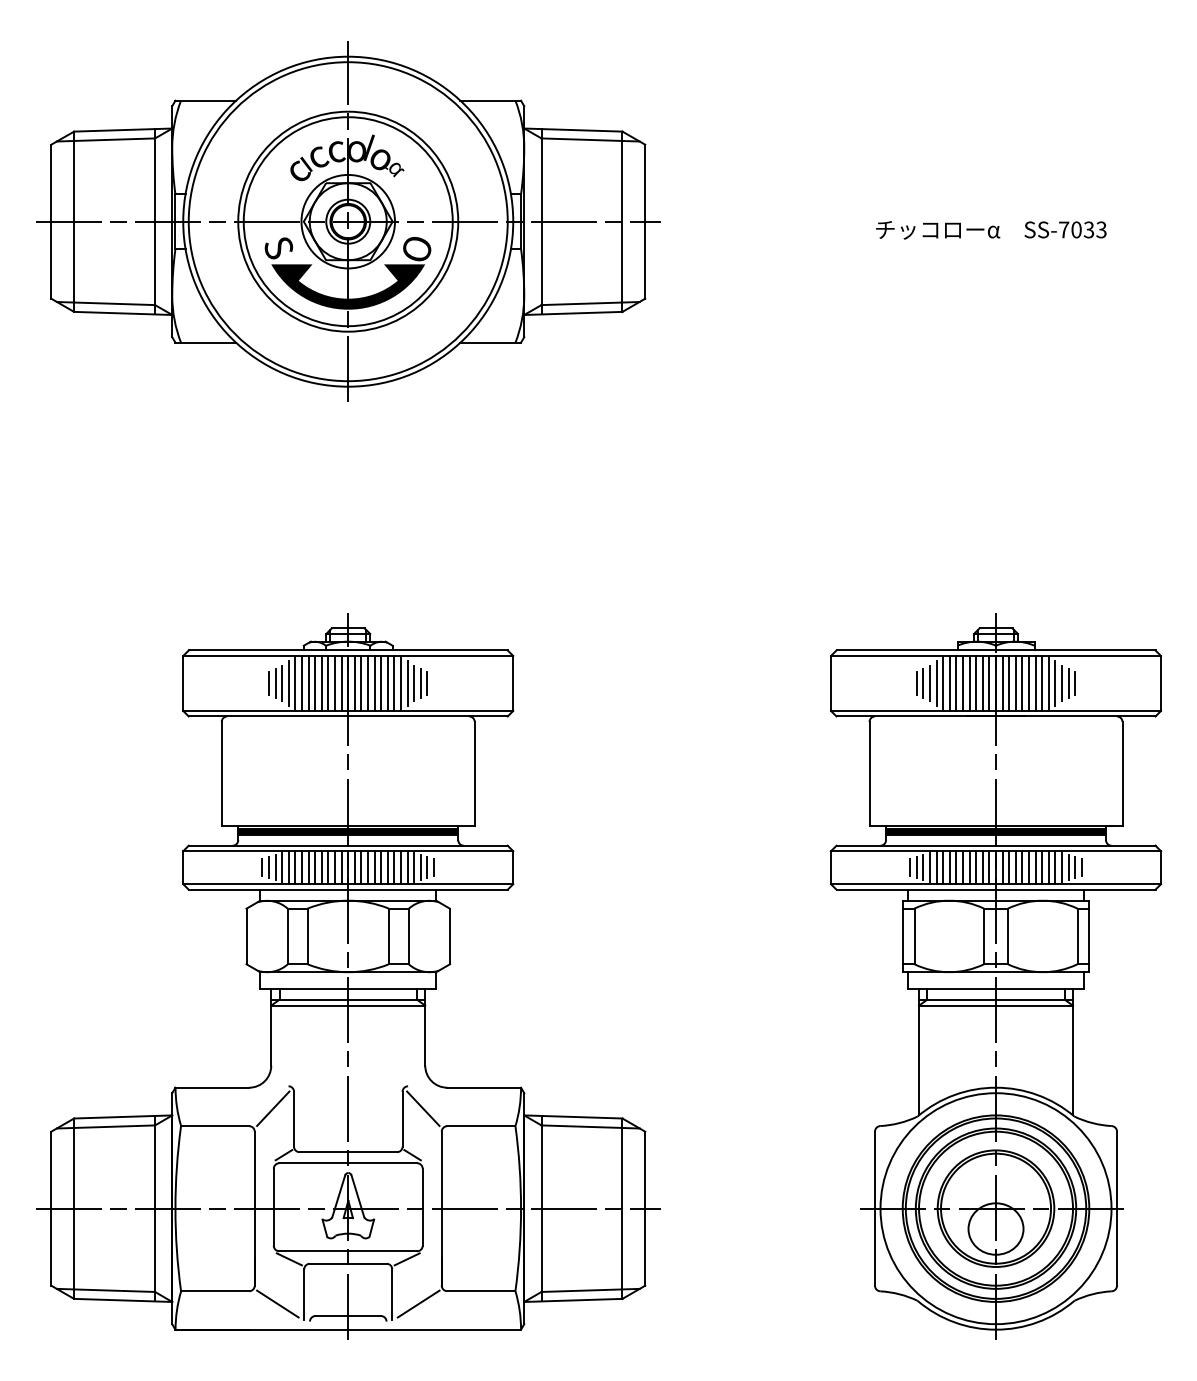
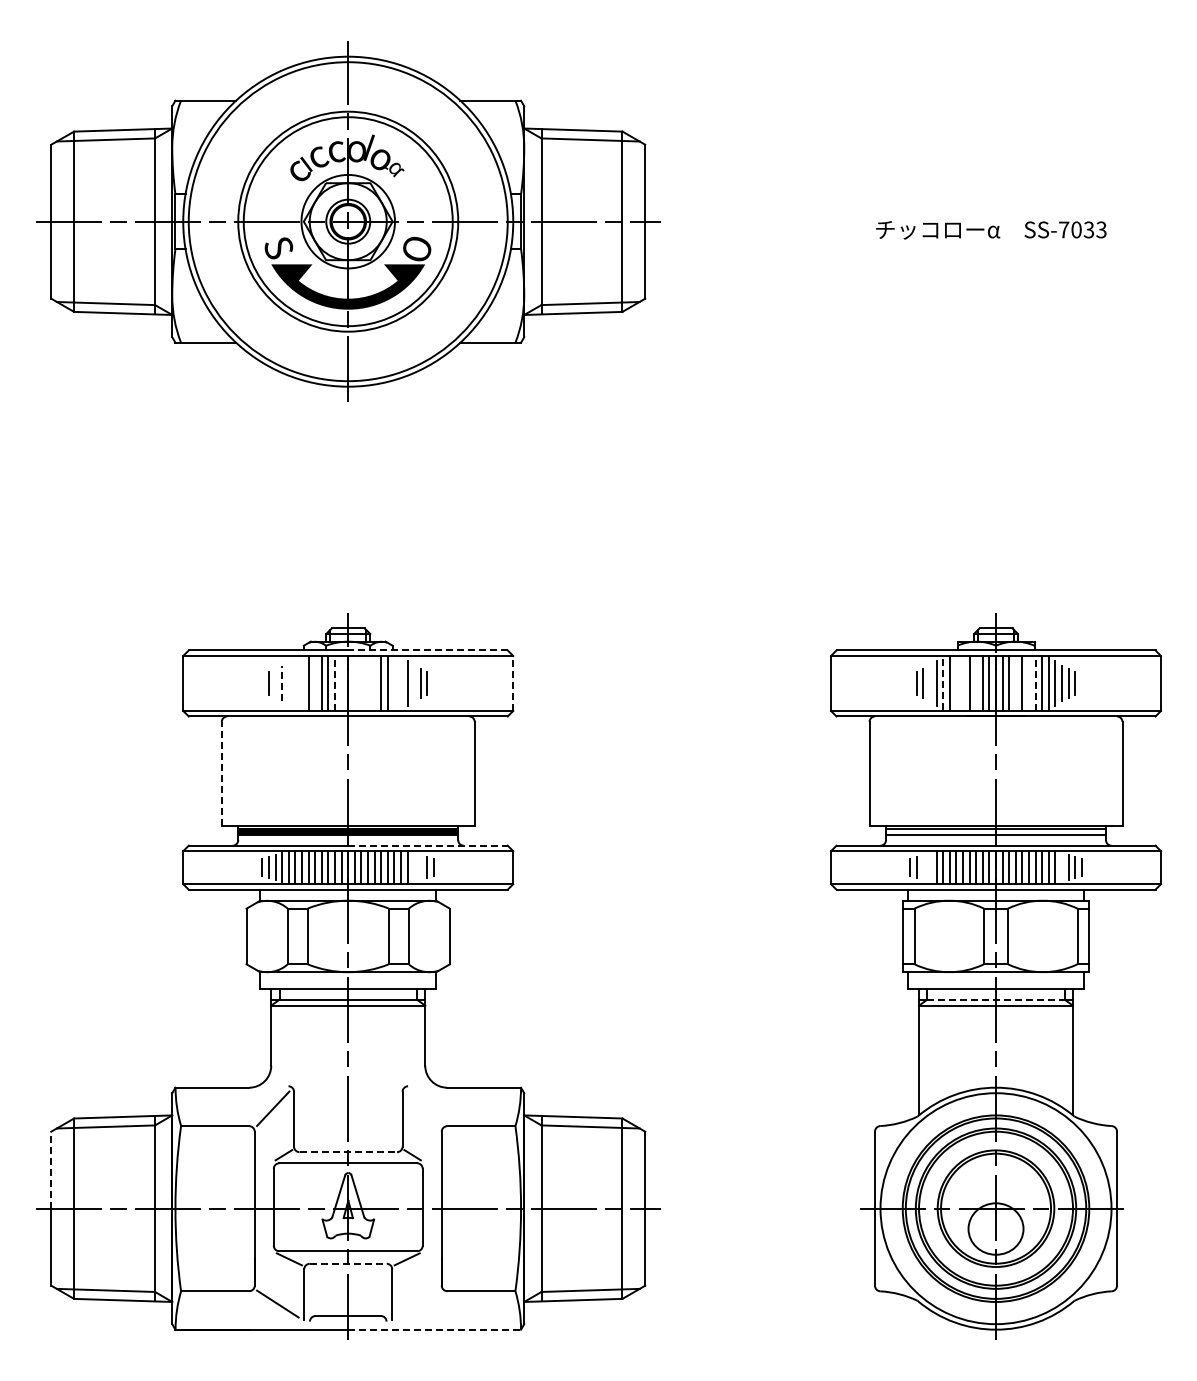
line: solid -> dashed (428, 650)
line: present -> none (302, 682)
line: present -> none (315, 682)
line: solid -> dashed (335, 682)
line: present -> none (341, 682)
line: present -> none (354, 682)
line: present -> none (361, 682)
line: present -> none (368, 682)
line: present -> none (374, 682)
line: present -> none (394, 682)
line: solid -> dashed (513, 682)
line: present -> none (956, 682)
line: present -> none (963, 682)
line: present -> none (976, 682)
line: present -> none (1015, 682)
line: present -> none (1029, 682)
line: solid -> dashed (1035, 682)
line: present -> none (275, 683)
line: solid -> dashed (282, 683)
line: present -> none (288, 683)
line: present -> none (295, 683)
line: present -> none (401, 683)
line: present -> none (414, 683)
line: present -> none (930, 683)
line: solid -> dashed (943, 683)
line: solid -> dashed (221, 773)
fill: present -> none (996, 831)
line: solid -> dashed (428, 845)
line: present -> none (414, 867)
line: present -> none (420, 867)
line: present -> none (923, 867)
line: present -> none (930, 867)
line: present -> none (1062, 867)
line: solid -> dashed (996, 999)
line: present -> none (423, 1108)
line: solid -> dashed (348, 1152)
line: solid -> dashed (51, 1169)
line: solid -> dashed (348, 1263)
line: present -> none (418, 1303)
line: solid -> dashed (435, 1329)
